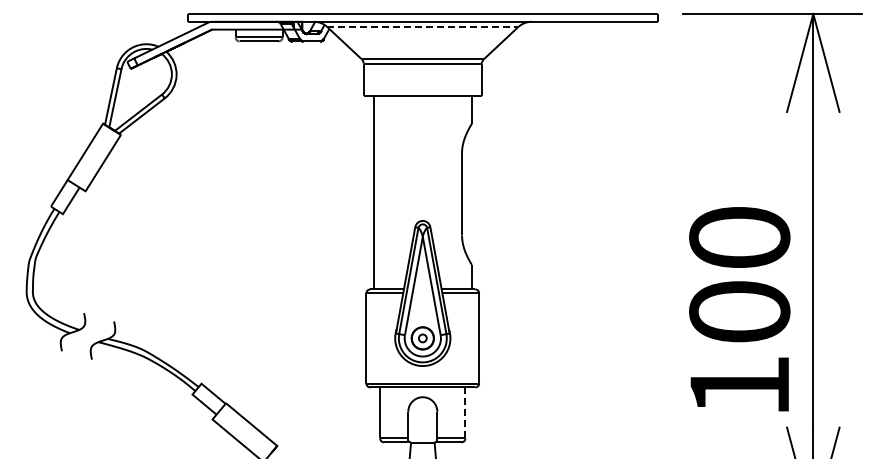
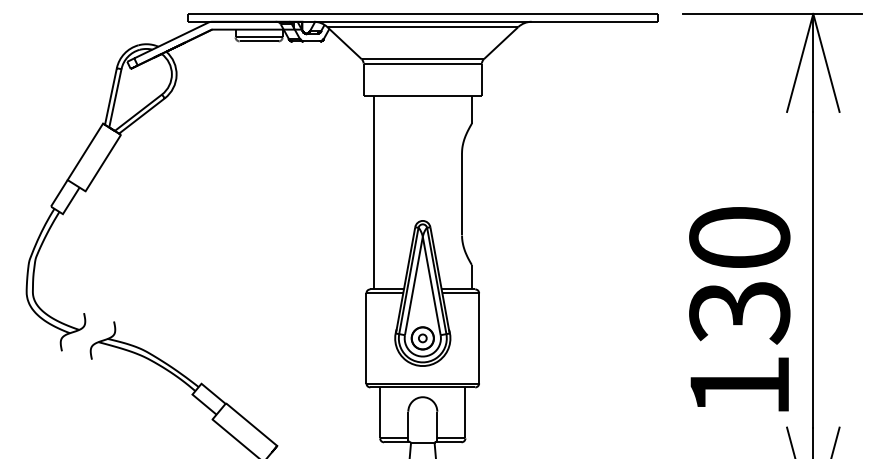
line: dashed -> solid (423, 27)
text: 100 -> 130 (739, 312)
line: dashed -> solid (465, 413)
